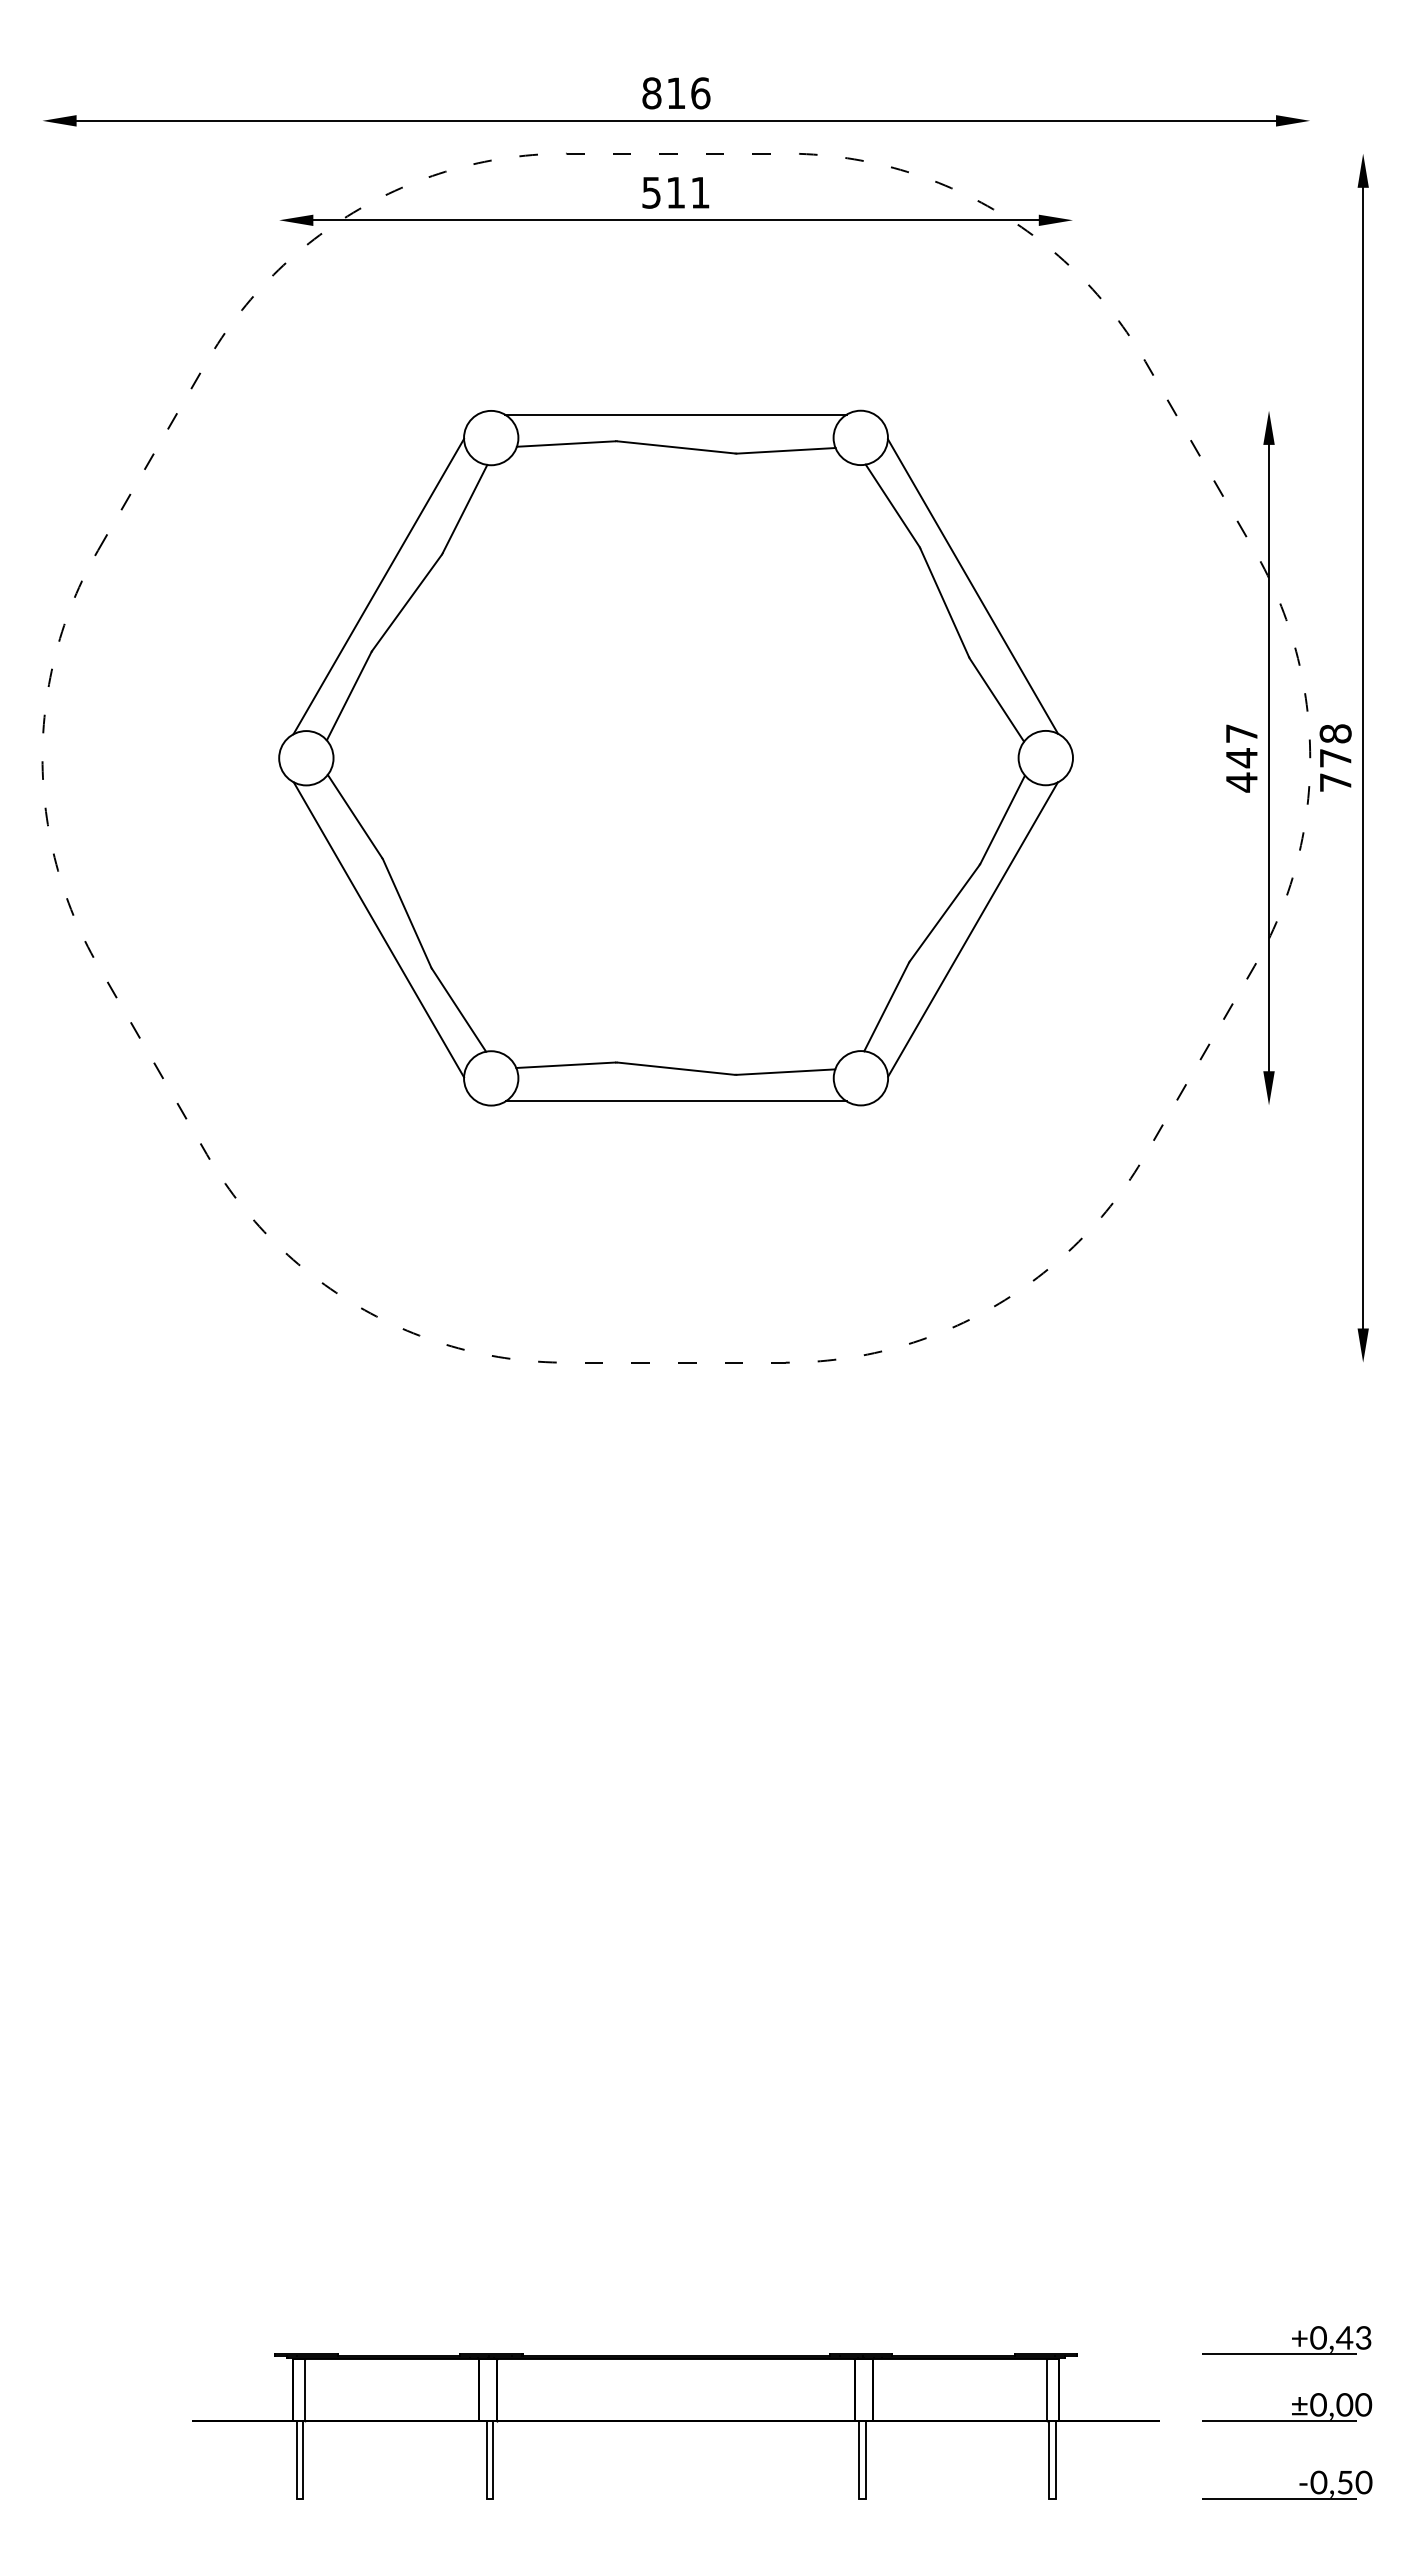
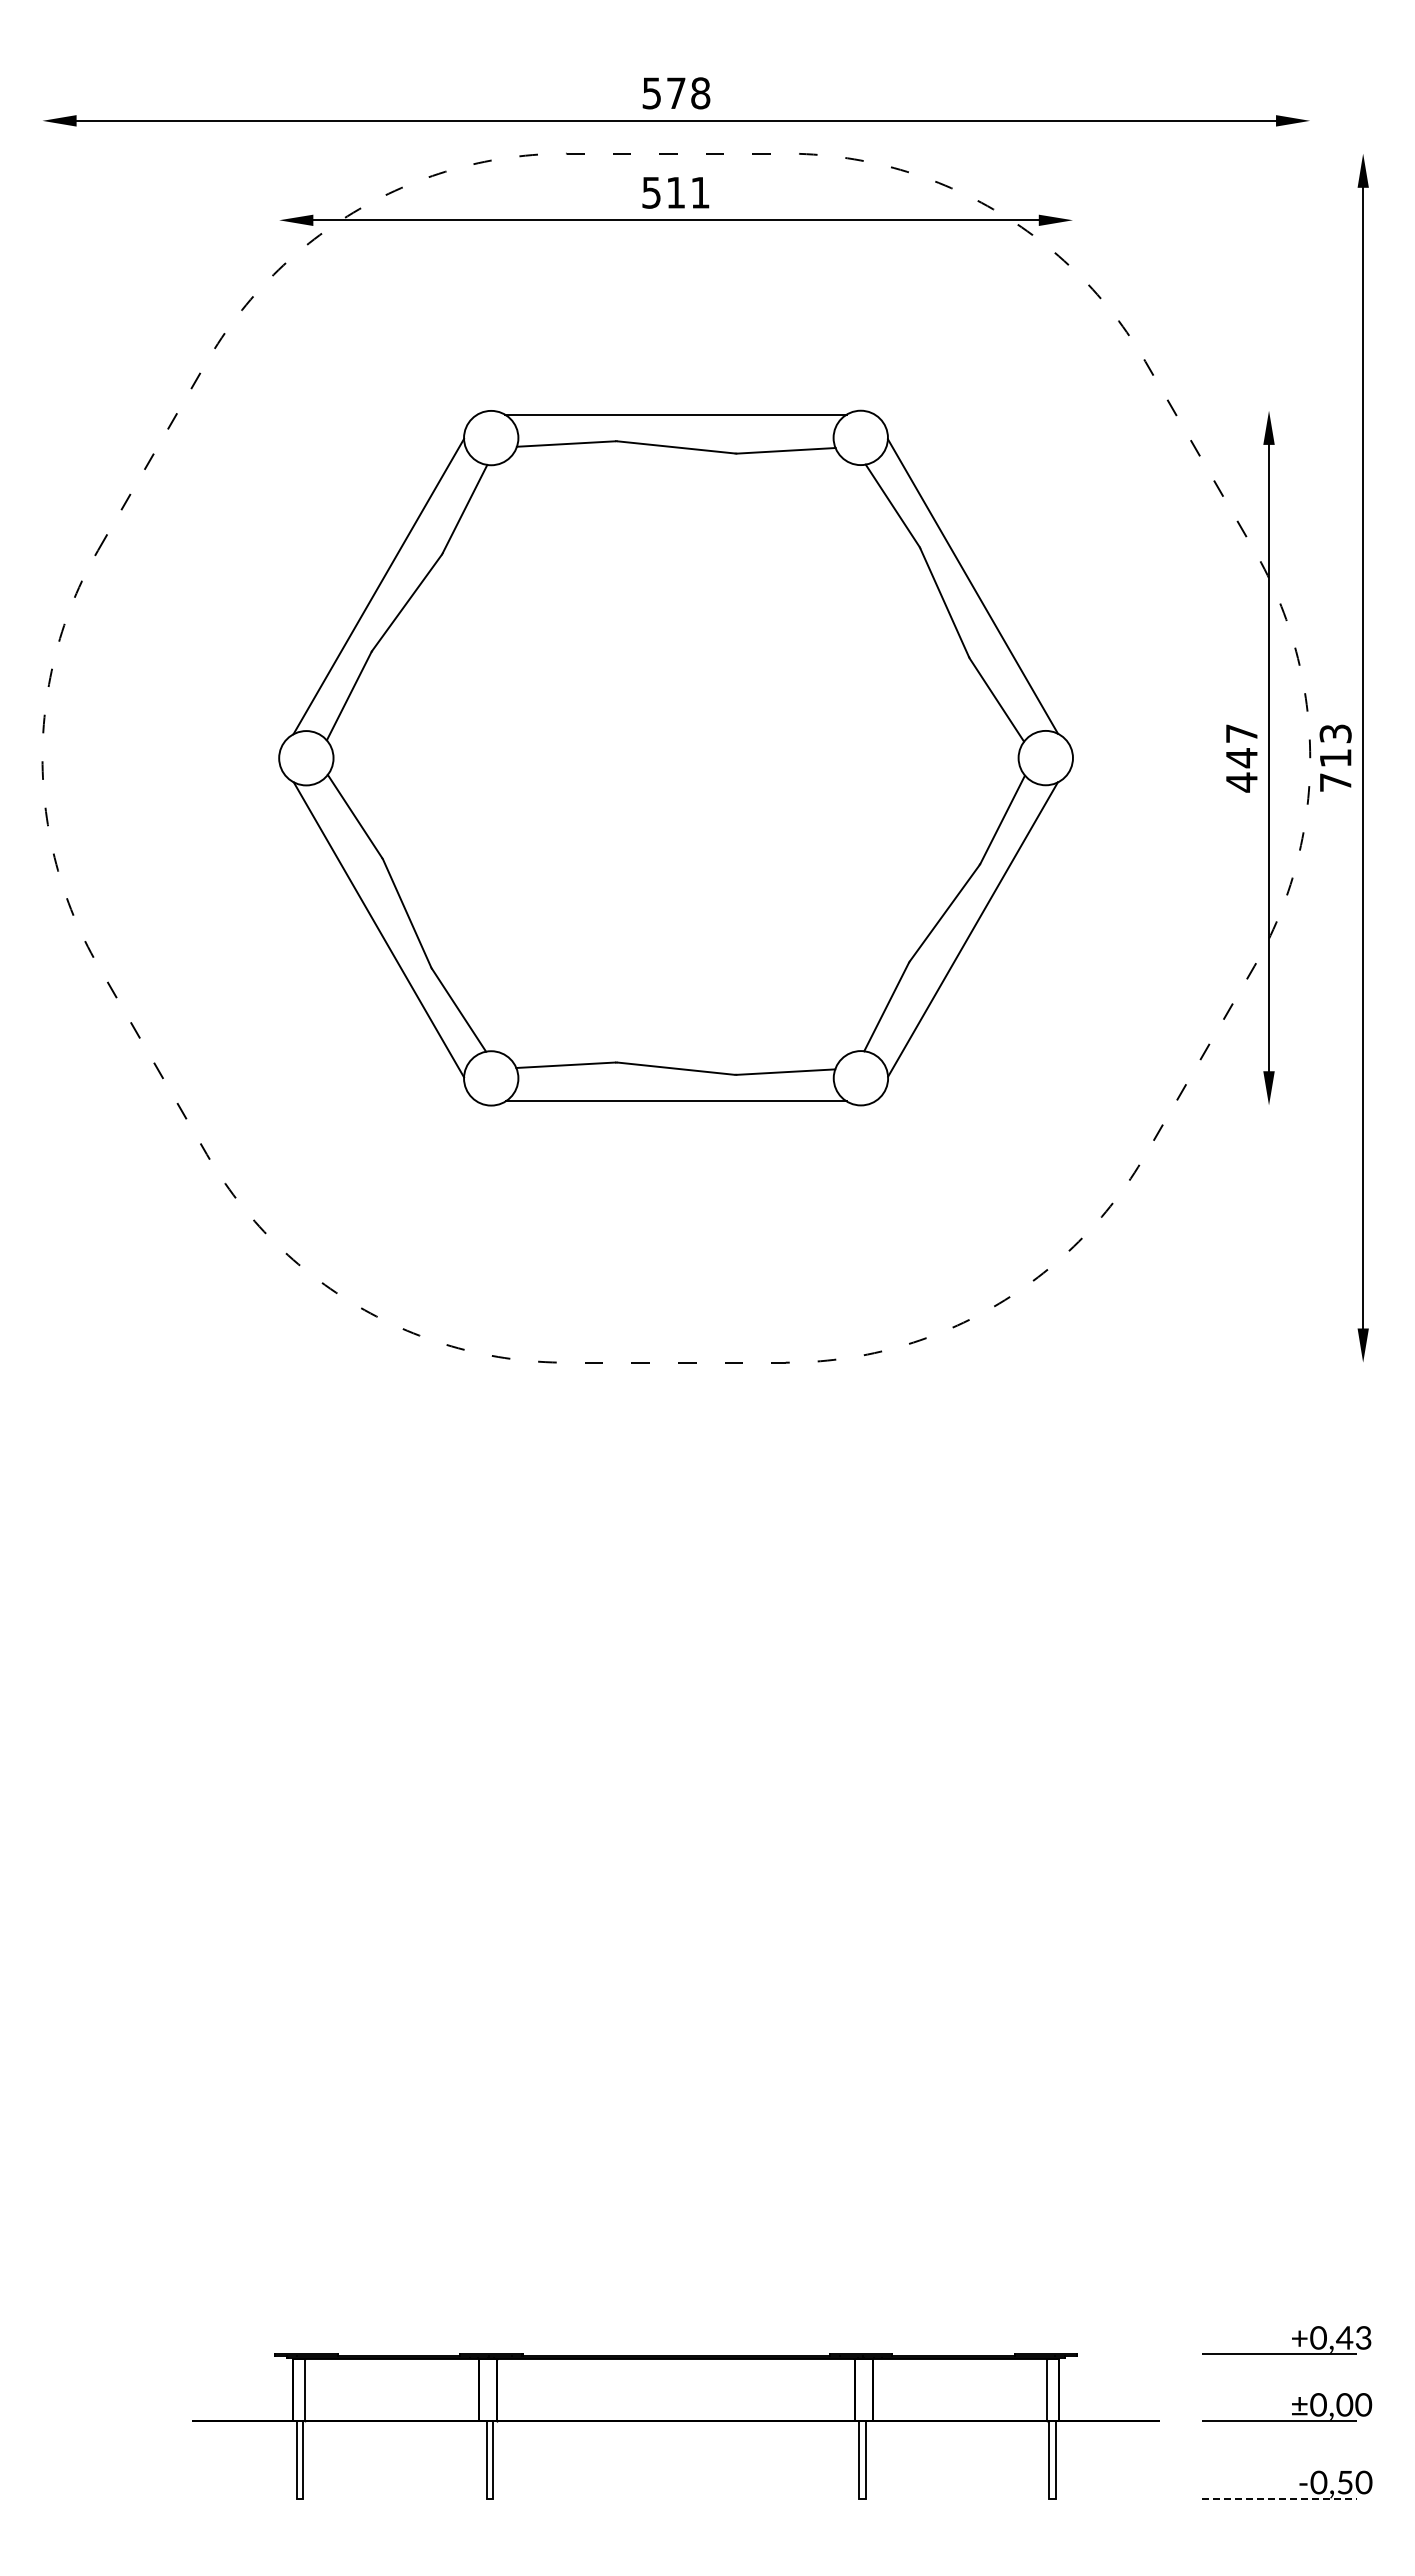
text: 816 -> 578 (676, 93)
text: 778 -> 713 (1335, 745)
line: solid -> dashed (1279, 2498)
